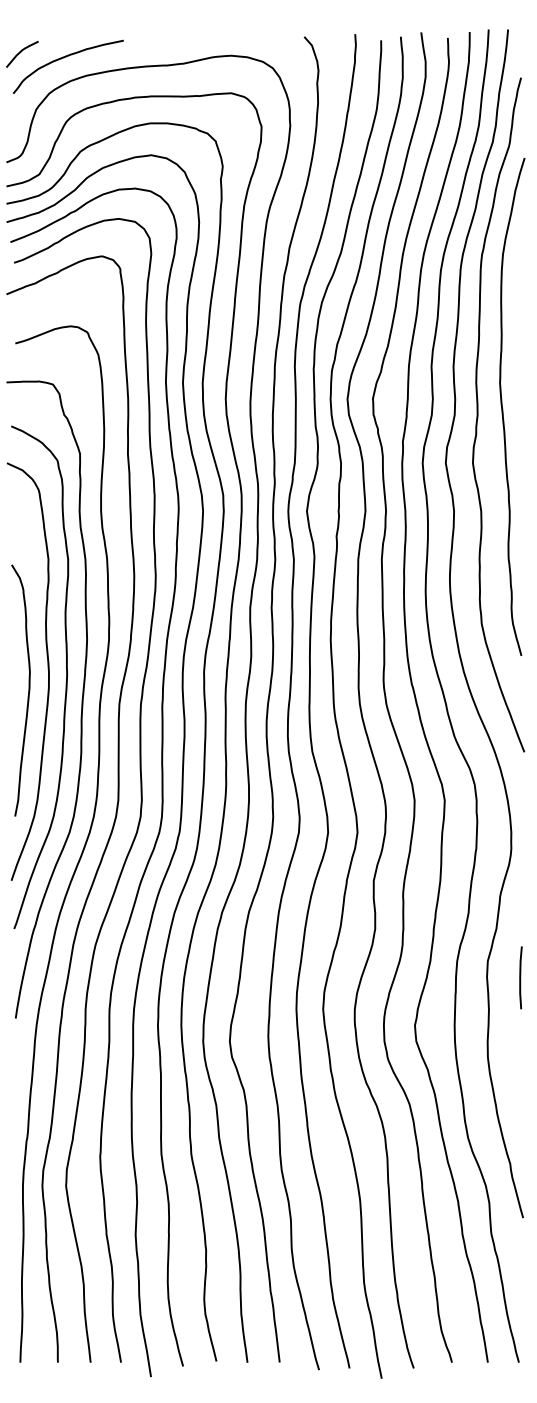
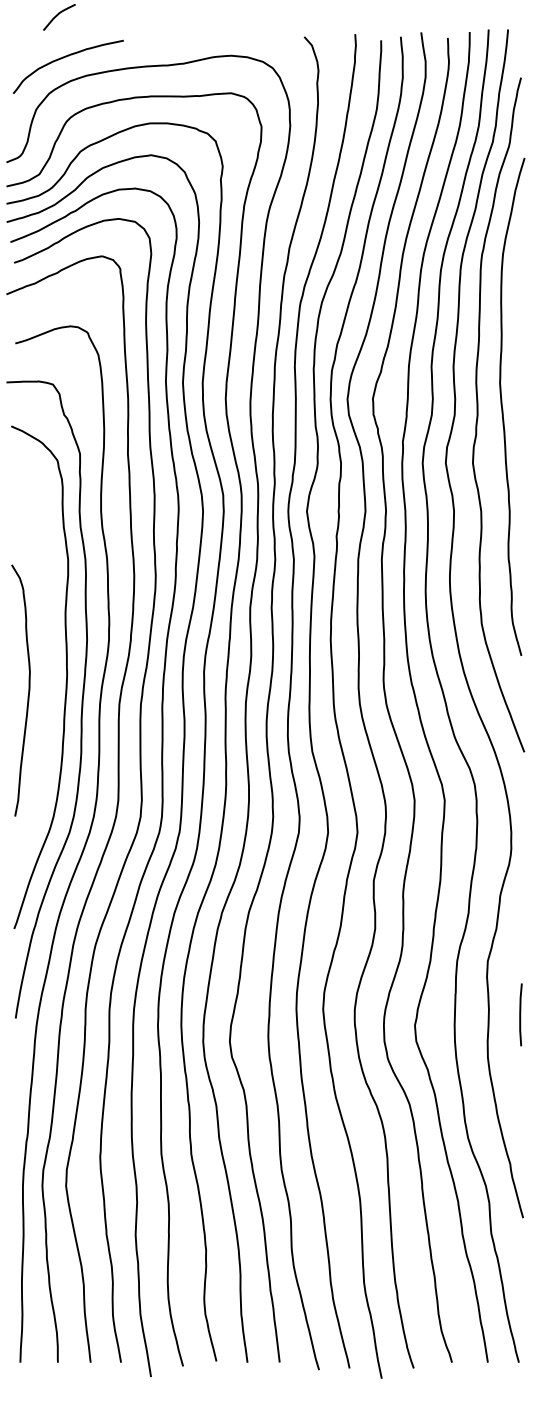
curve position: (21, 52) -> (58, 15) (58, 15)
curve: present -> none (47, 669)
line position: (520, 977) -> (520, 1014) (520, 1014)
